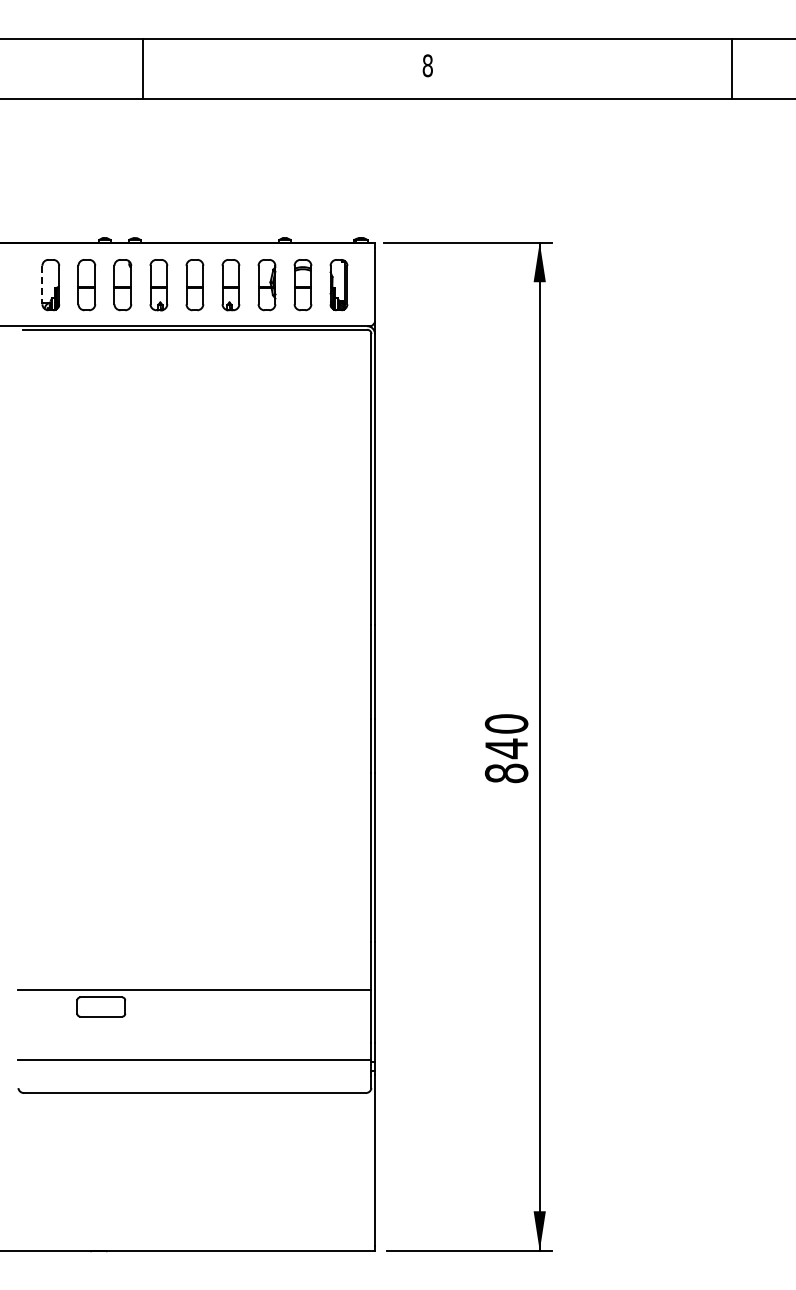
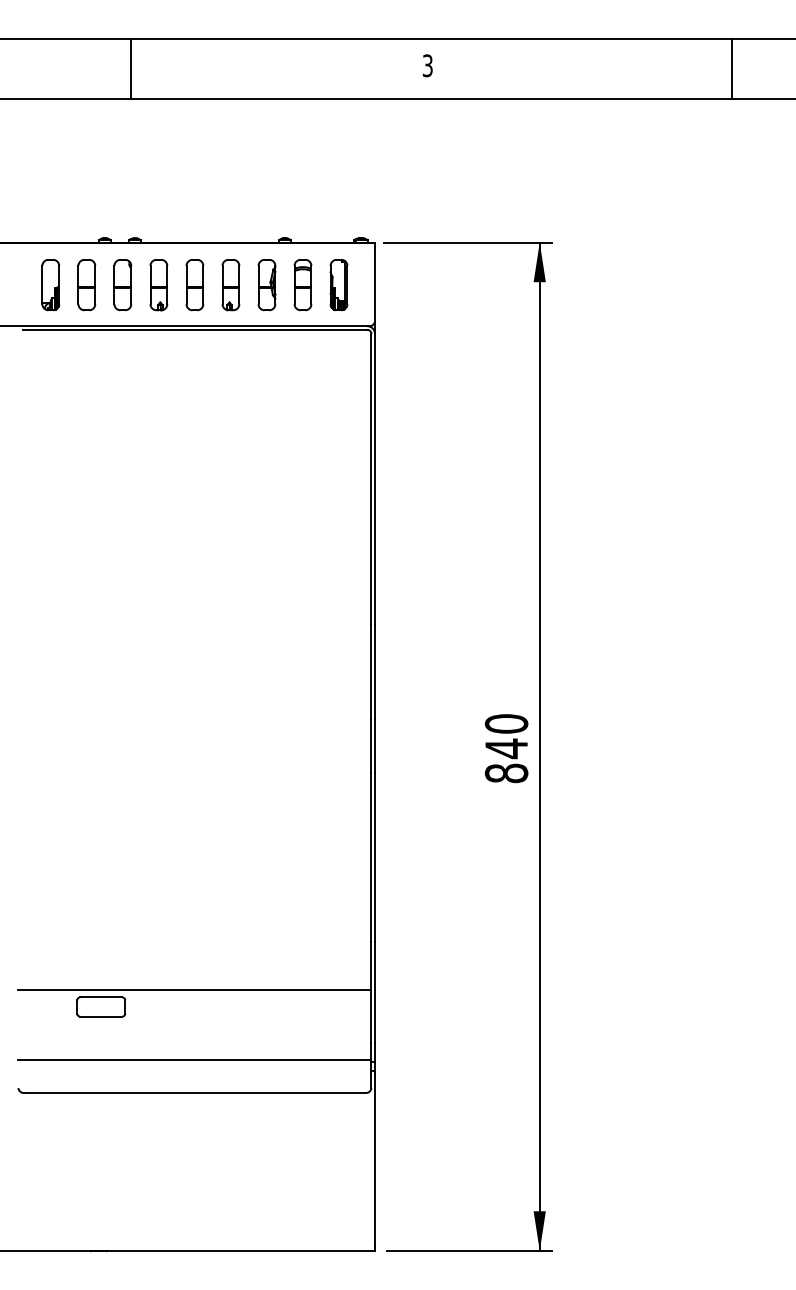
text: 8 -> 3 (427, 65)
line position: (143, 68) -> (131, 68) (131, 68)
line: dashed -> solid (42, 285)
